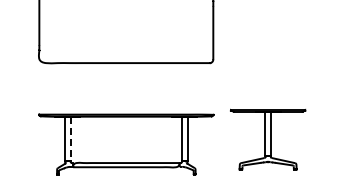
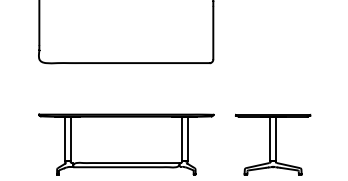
line: dashed -> solid (70, 139)
part position: (268, 139) -> (273, 144) (273, 144)
